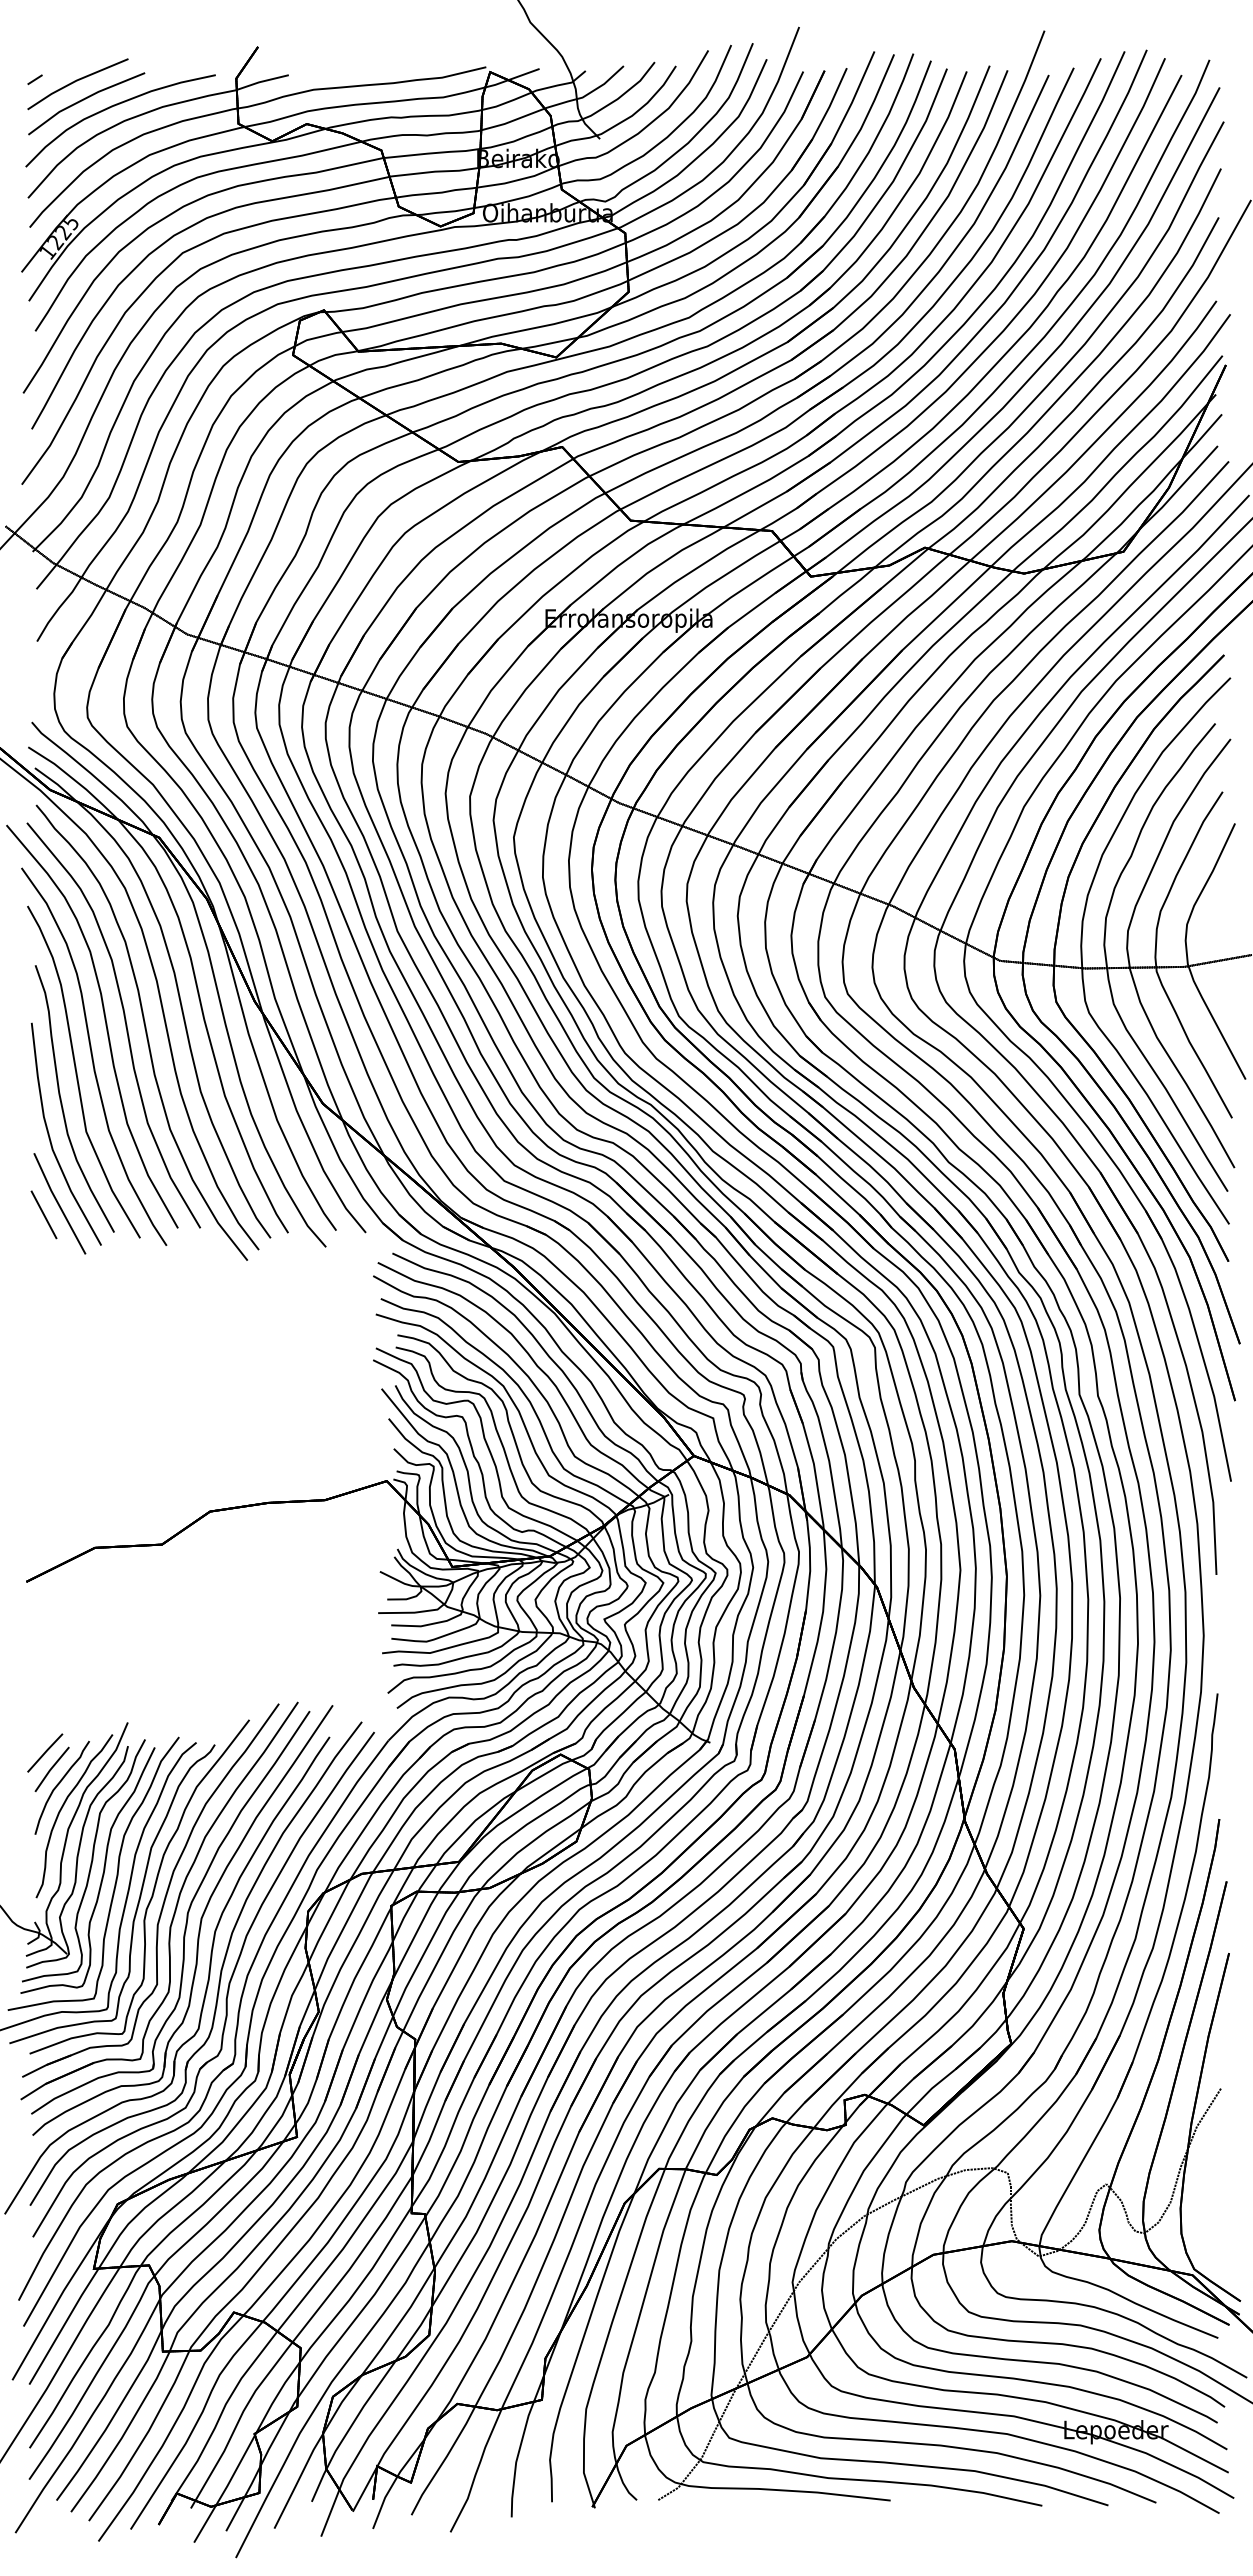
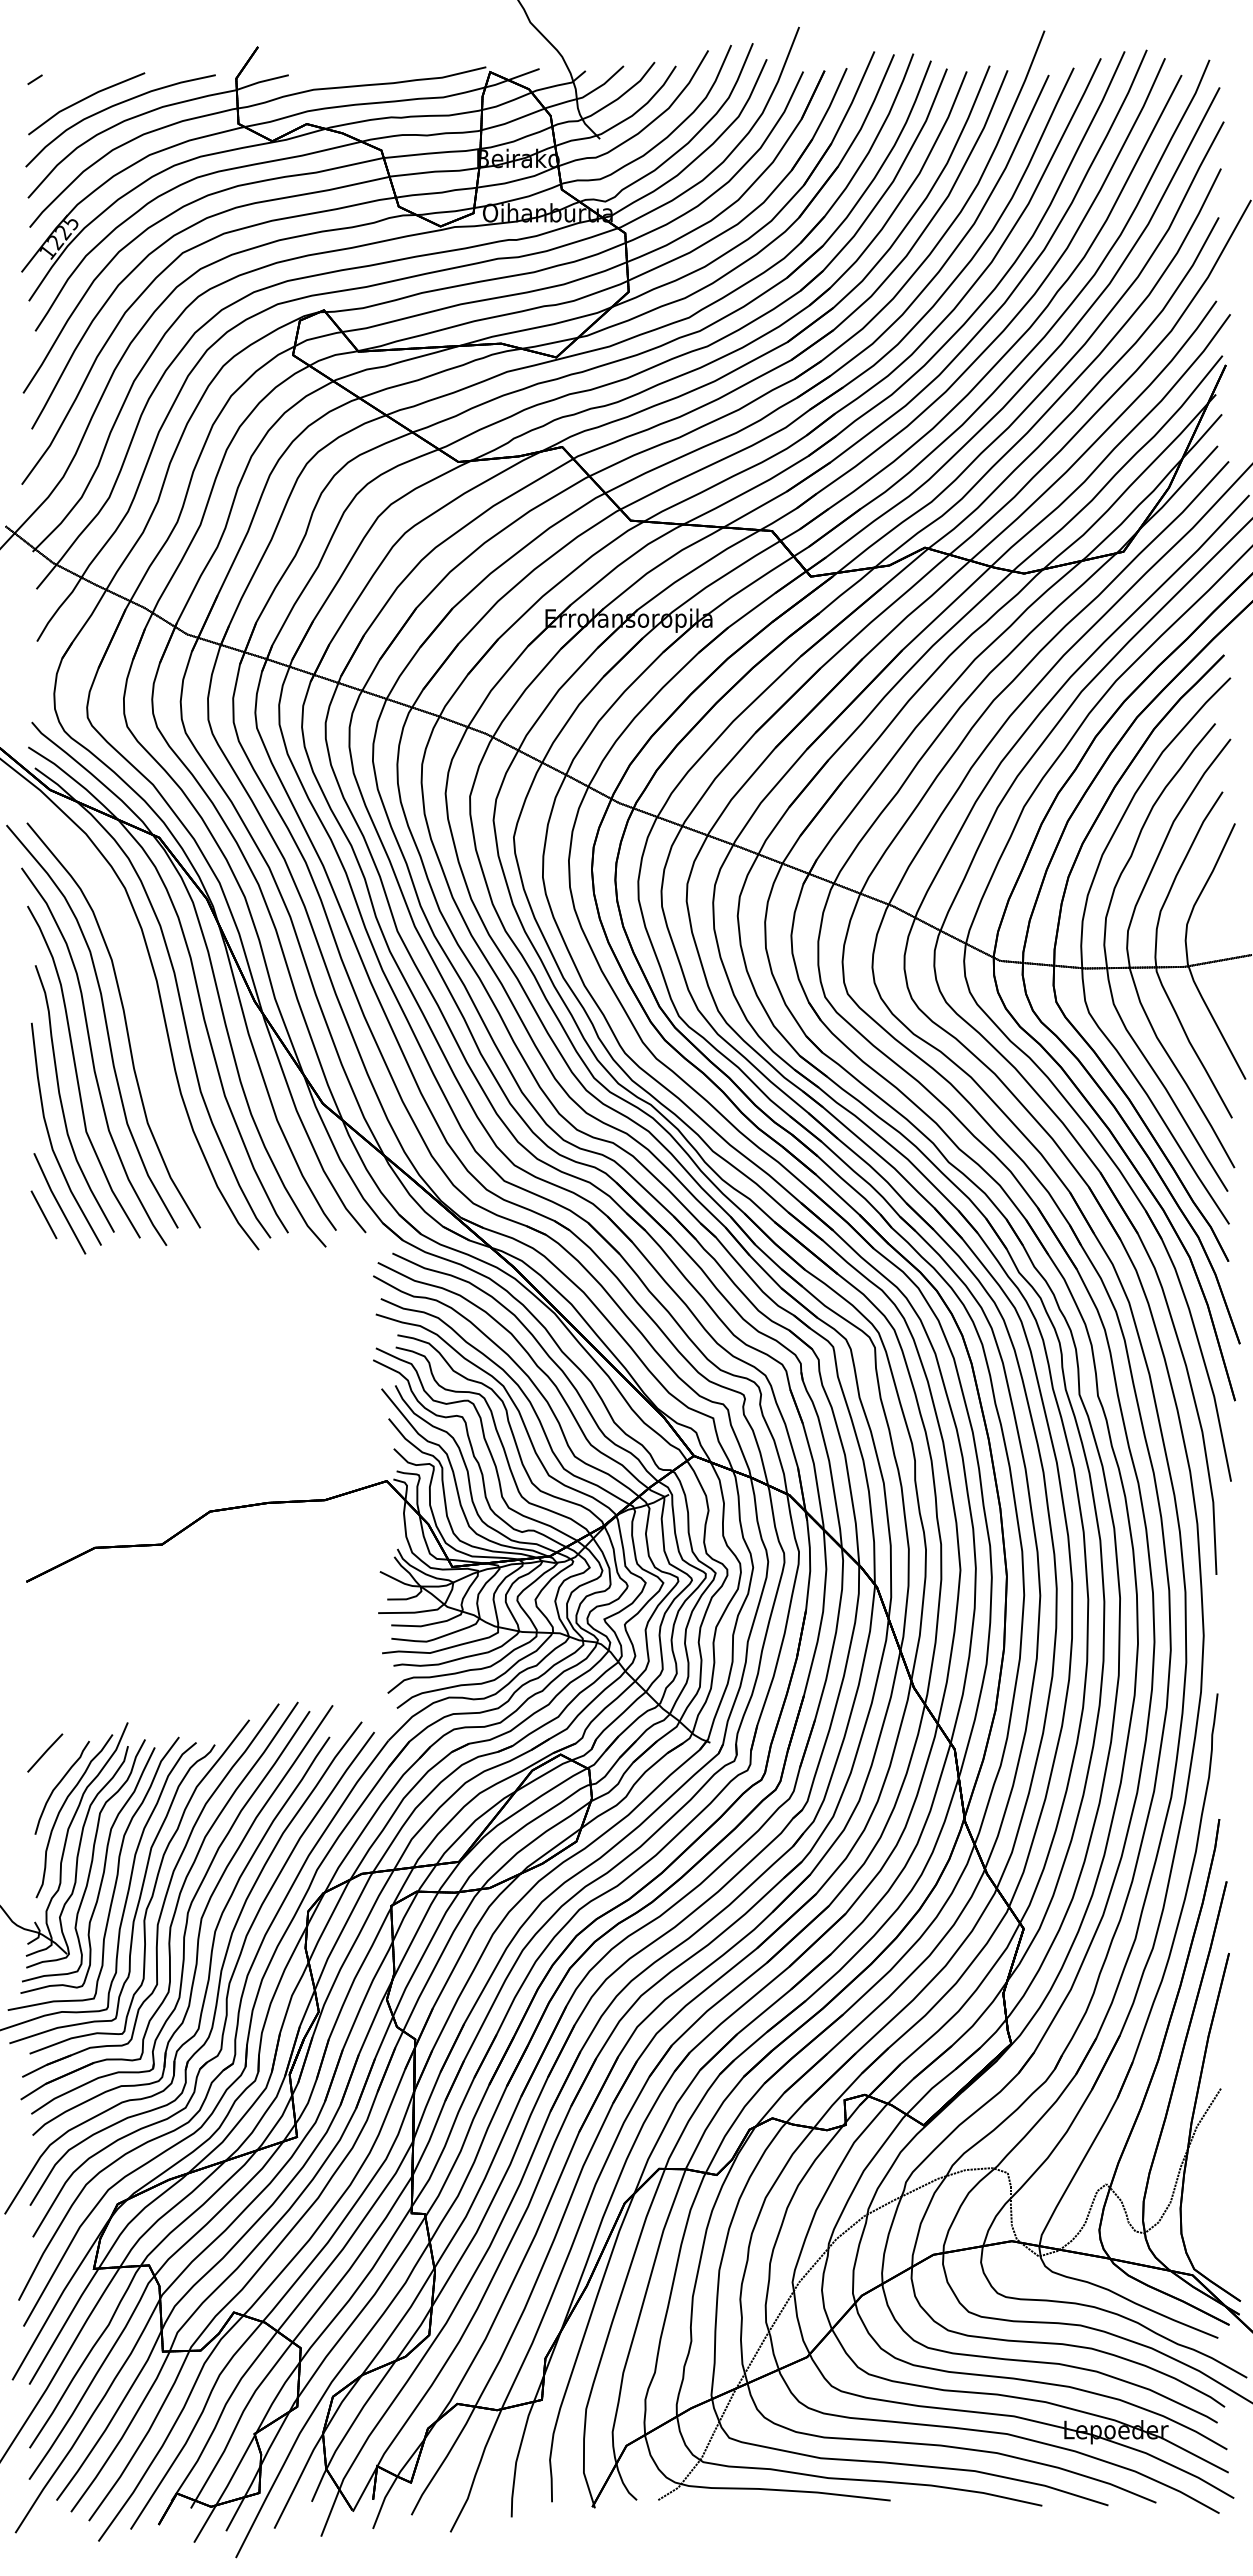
part: present -> none (77, 84)
part: present -> none (141, 1032)
part: present -> none (51, 1768)
